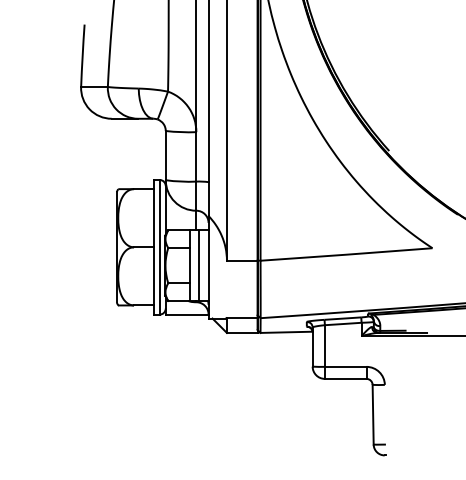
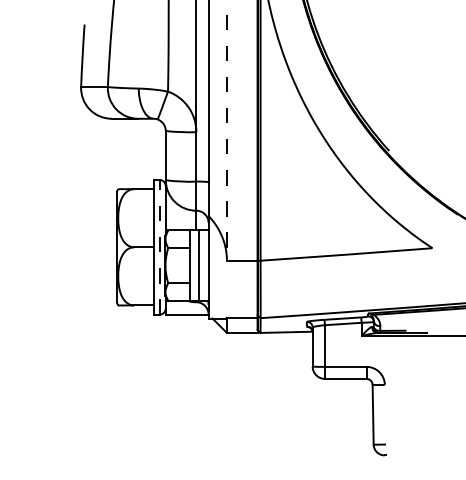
line: solid -> dashed (226, 130)
line: solid -> dashed (159, 246)
